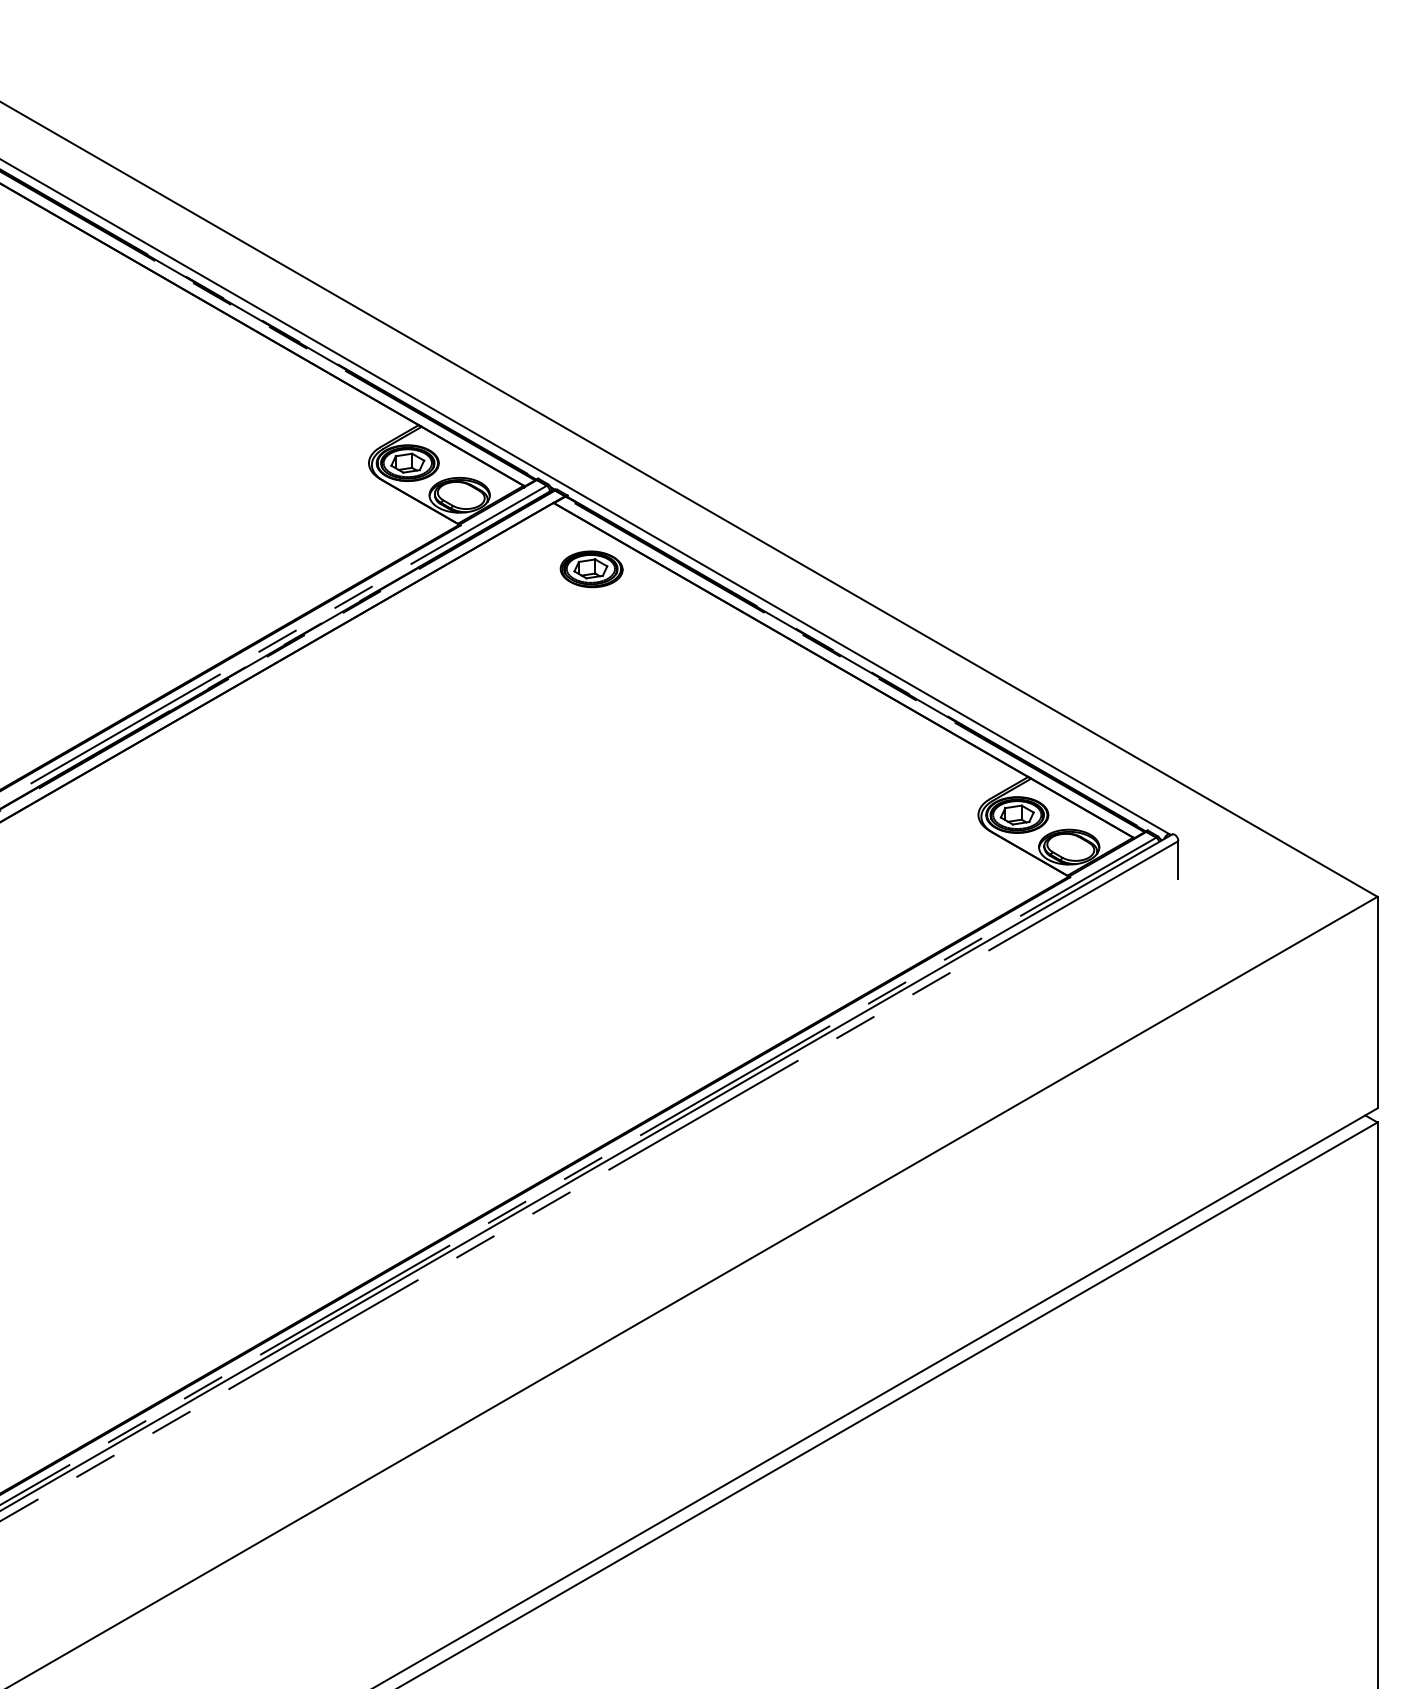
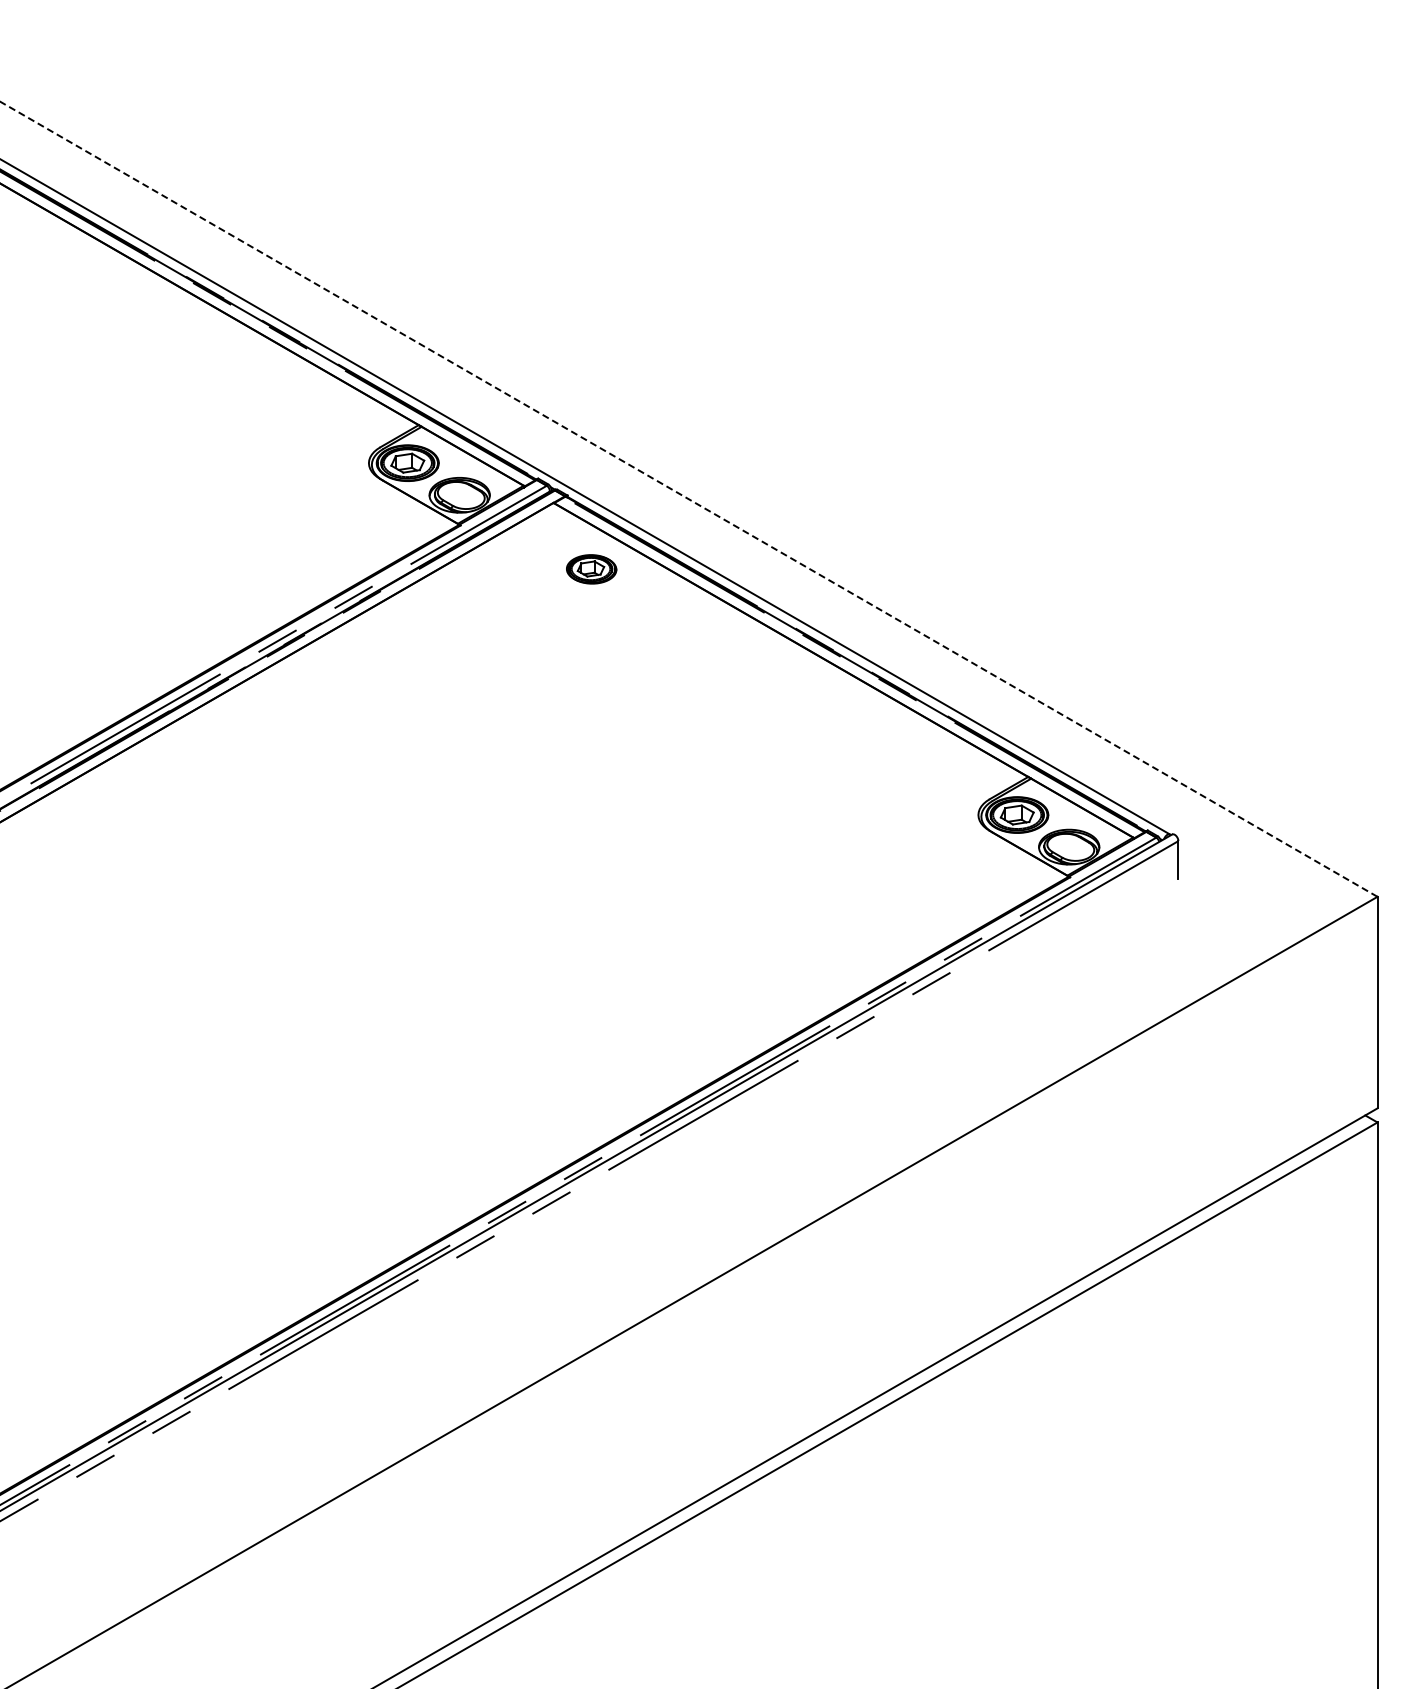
line: solid -> dashed (688, 498)
part size: 65x39 px -> 52x31 px (591, 569)
